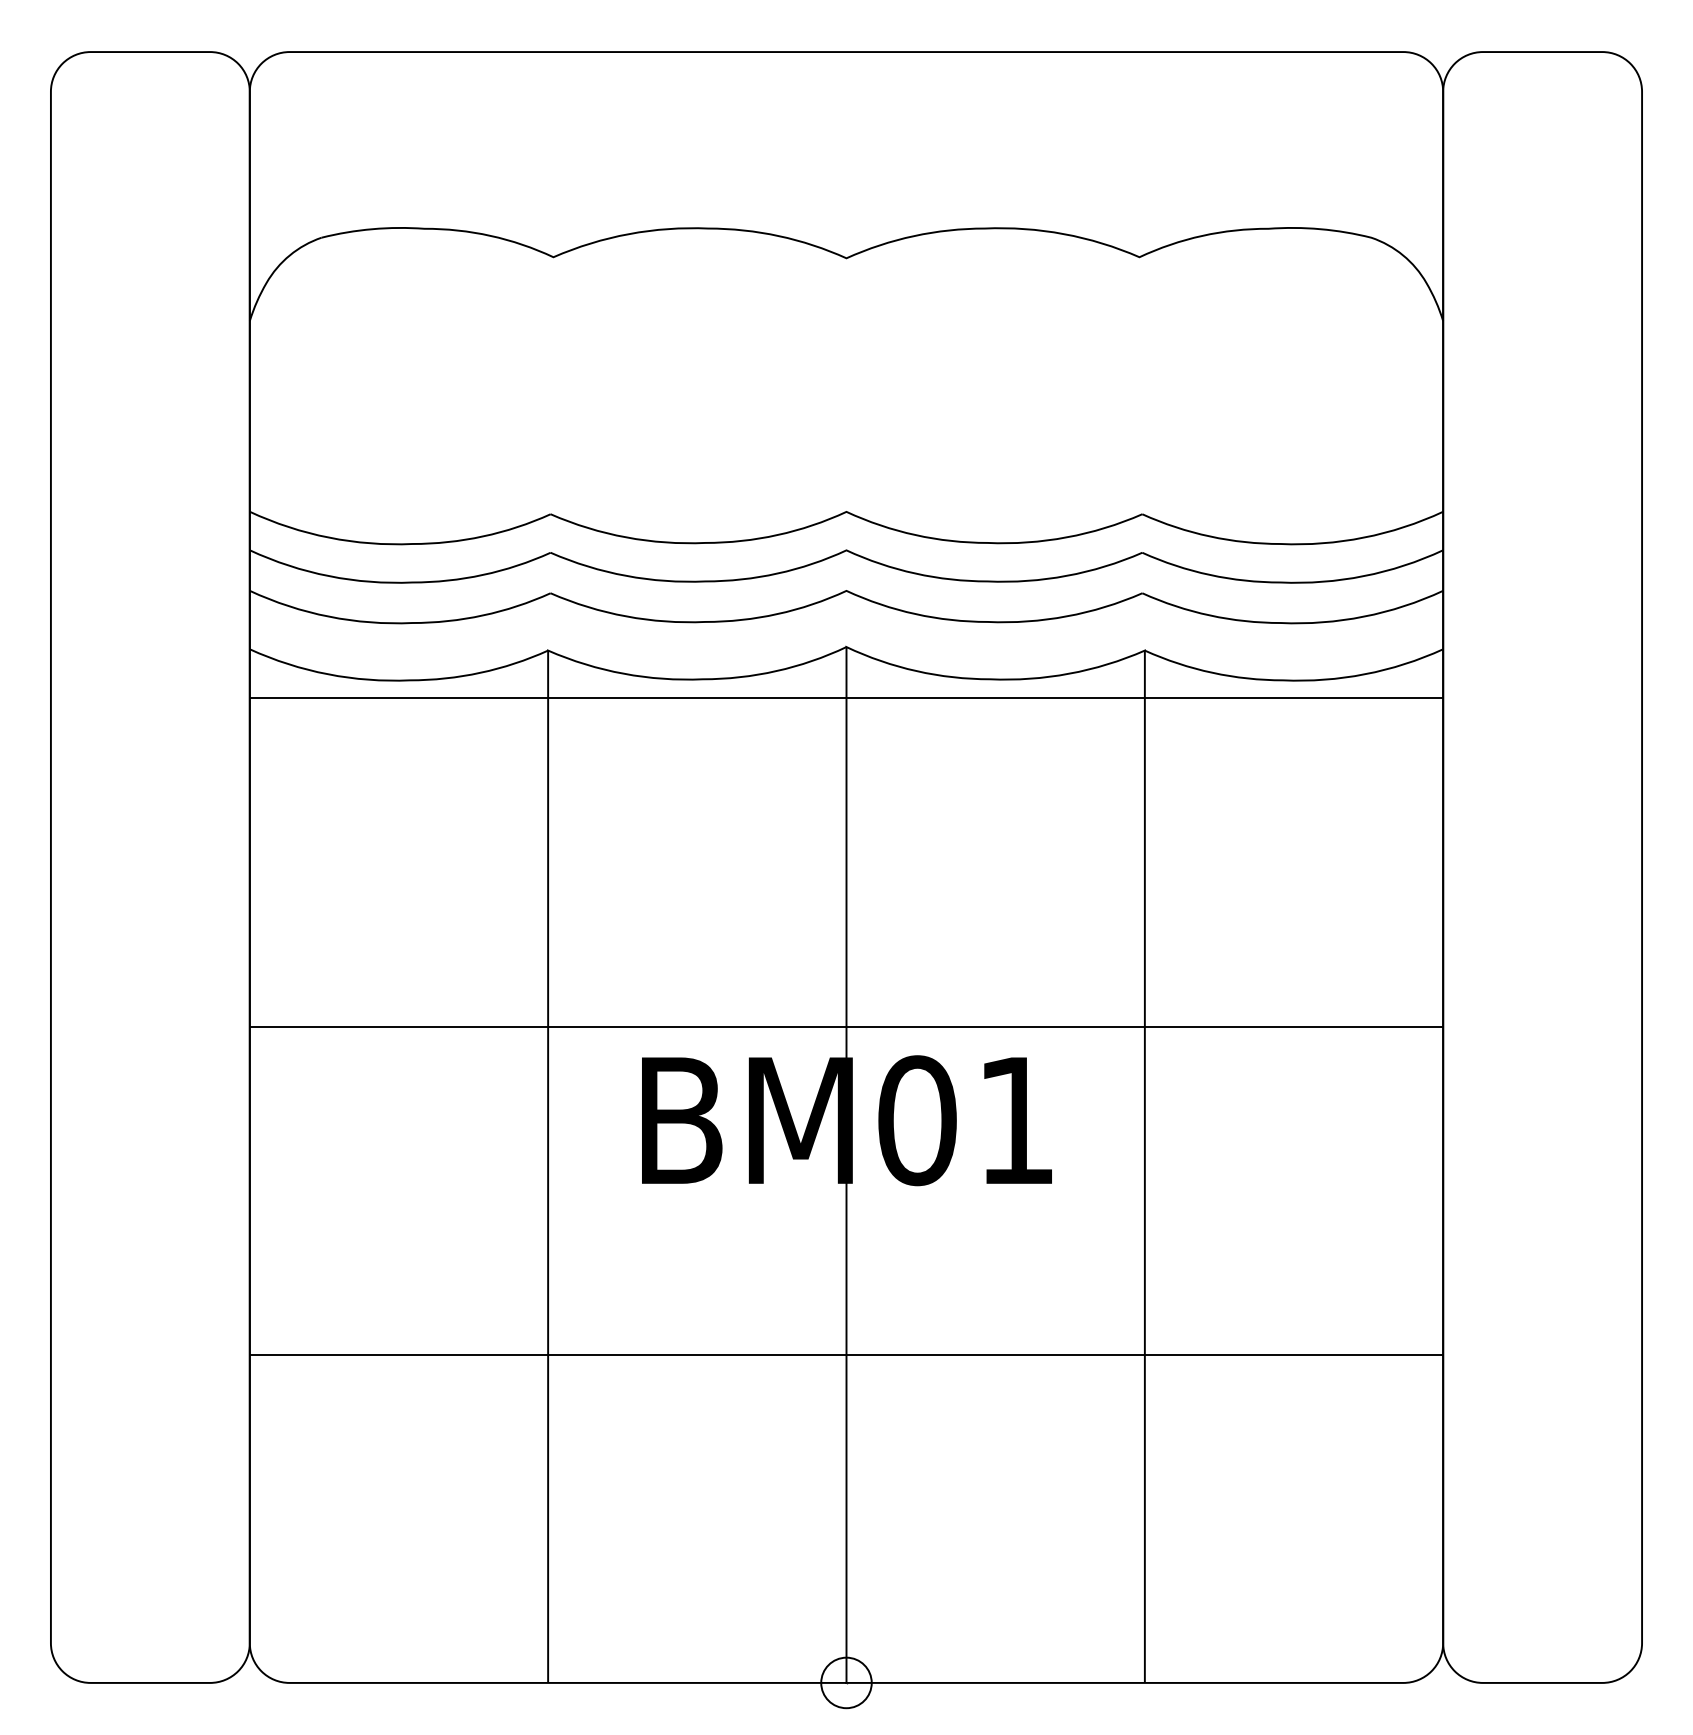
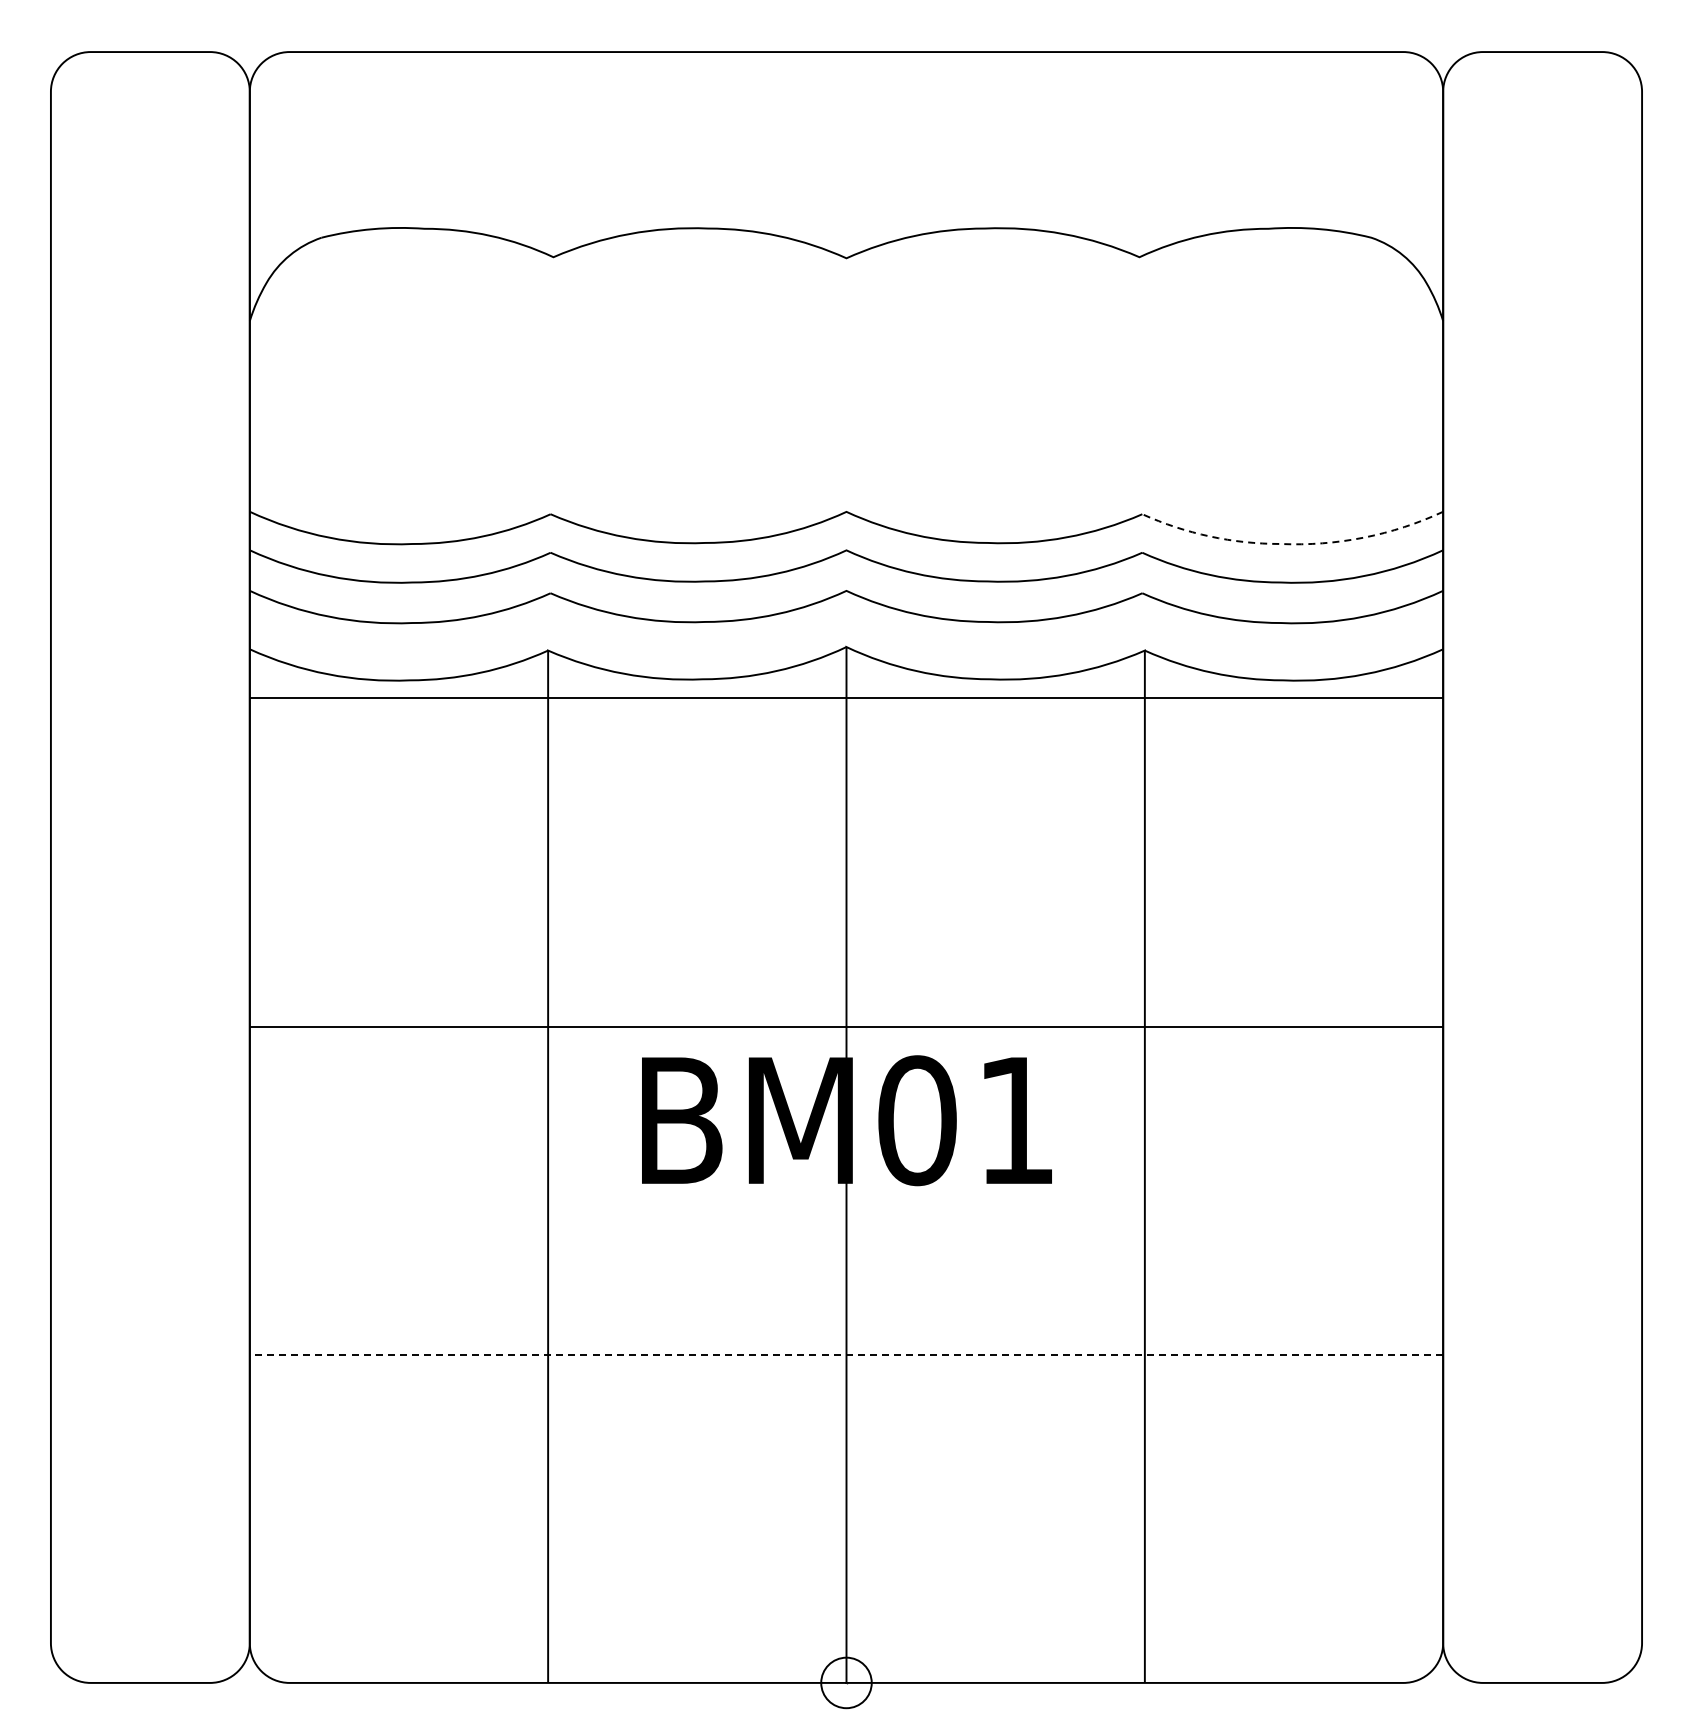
line: solid -> dashed (1297, 544)
line: solid -> dashed (846, 1354)
